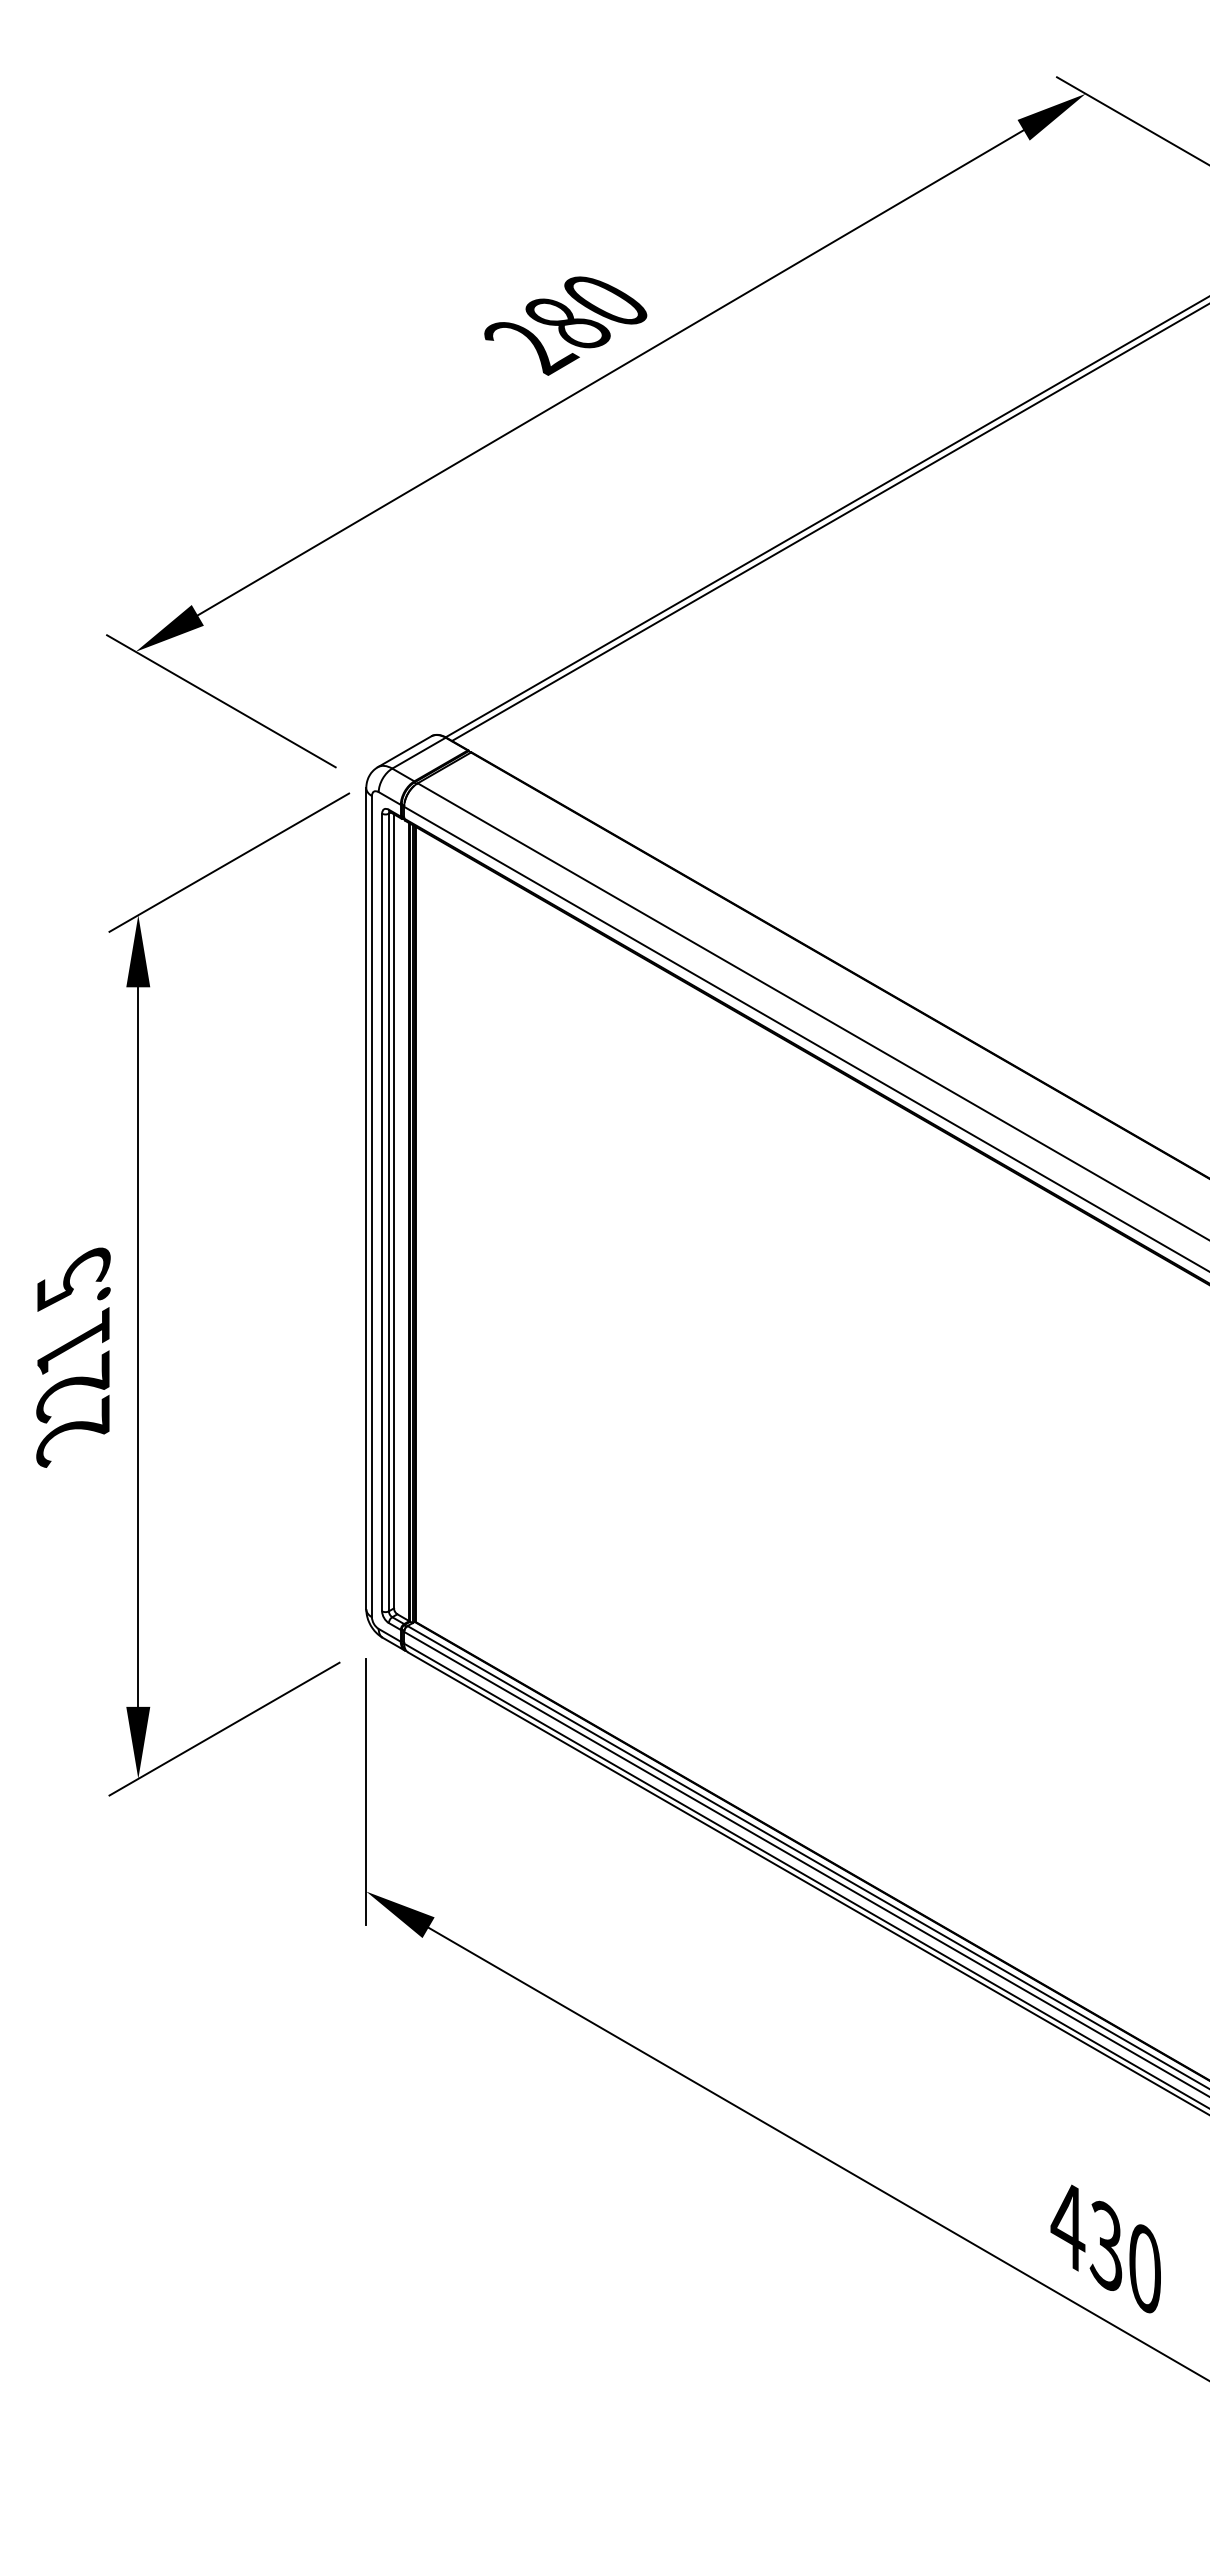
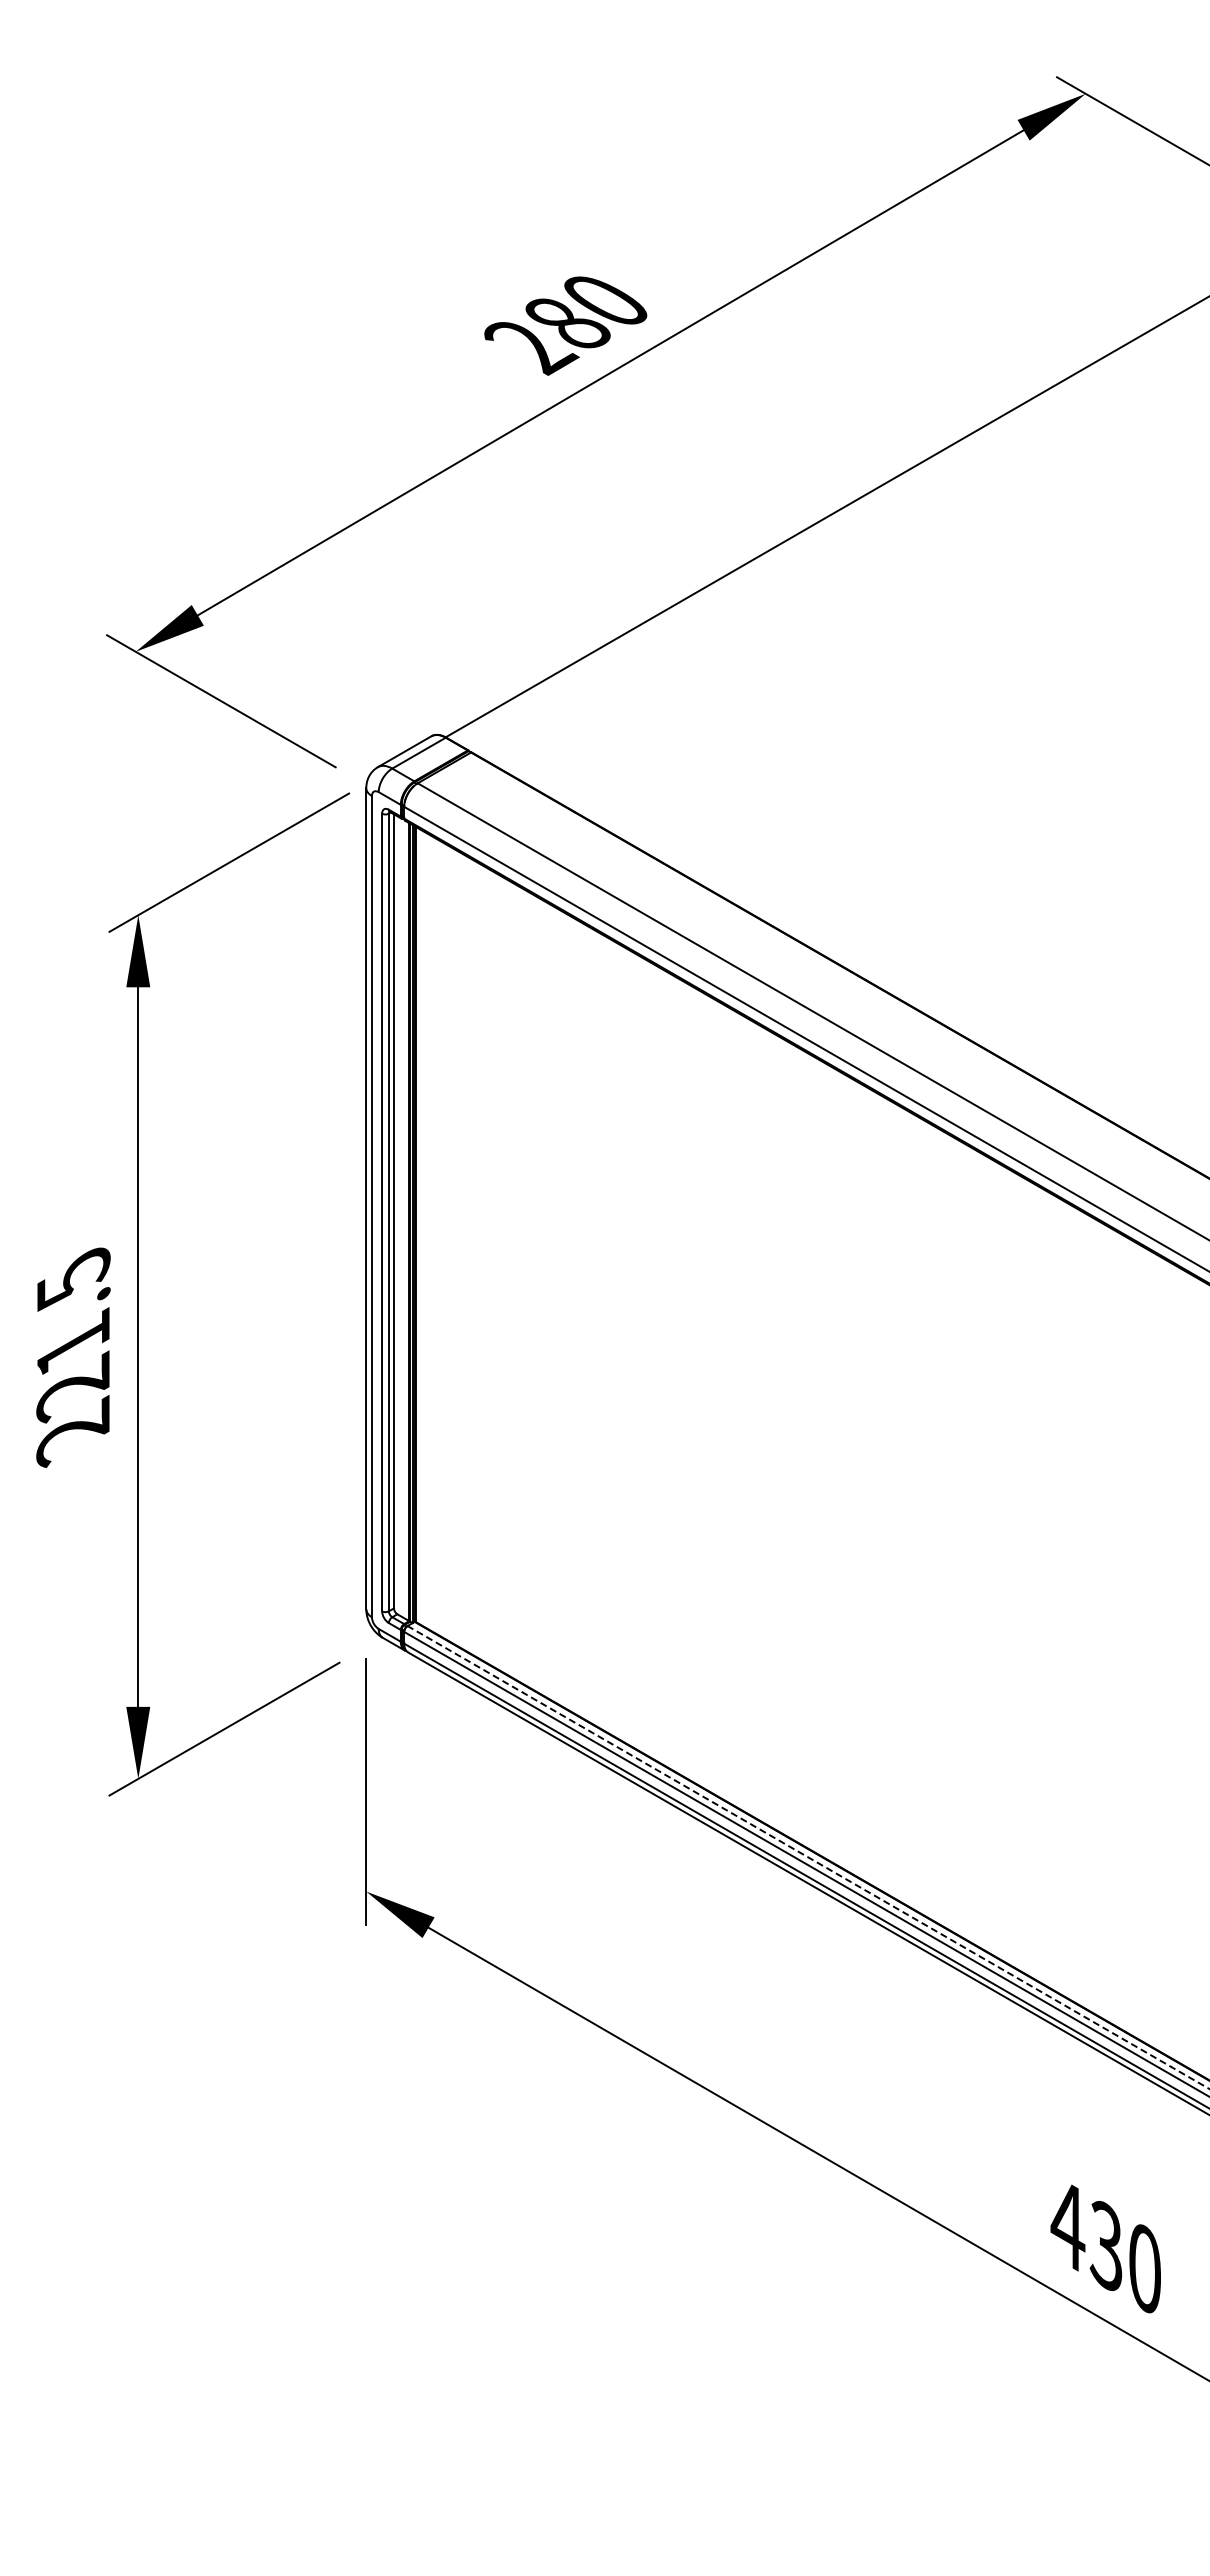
line: present -> none (829, 522)
line: solid -> dashed (808, 1857)
